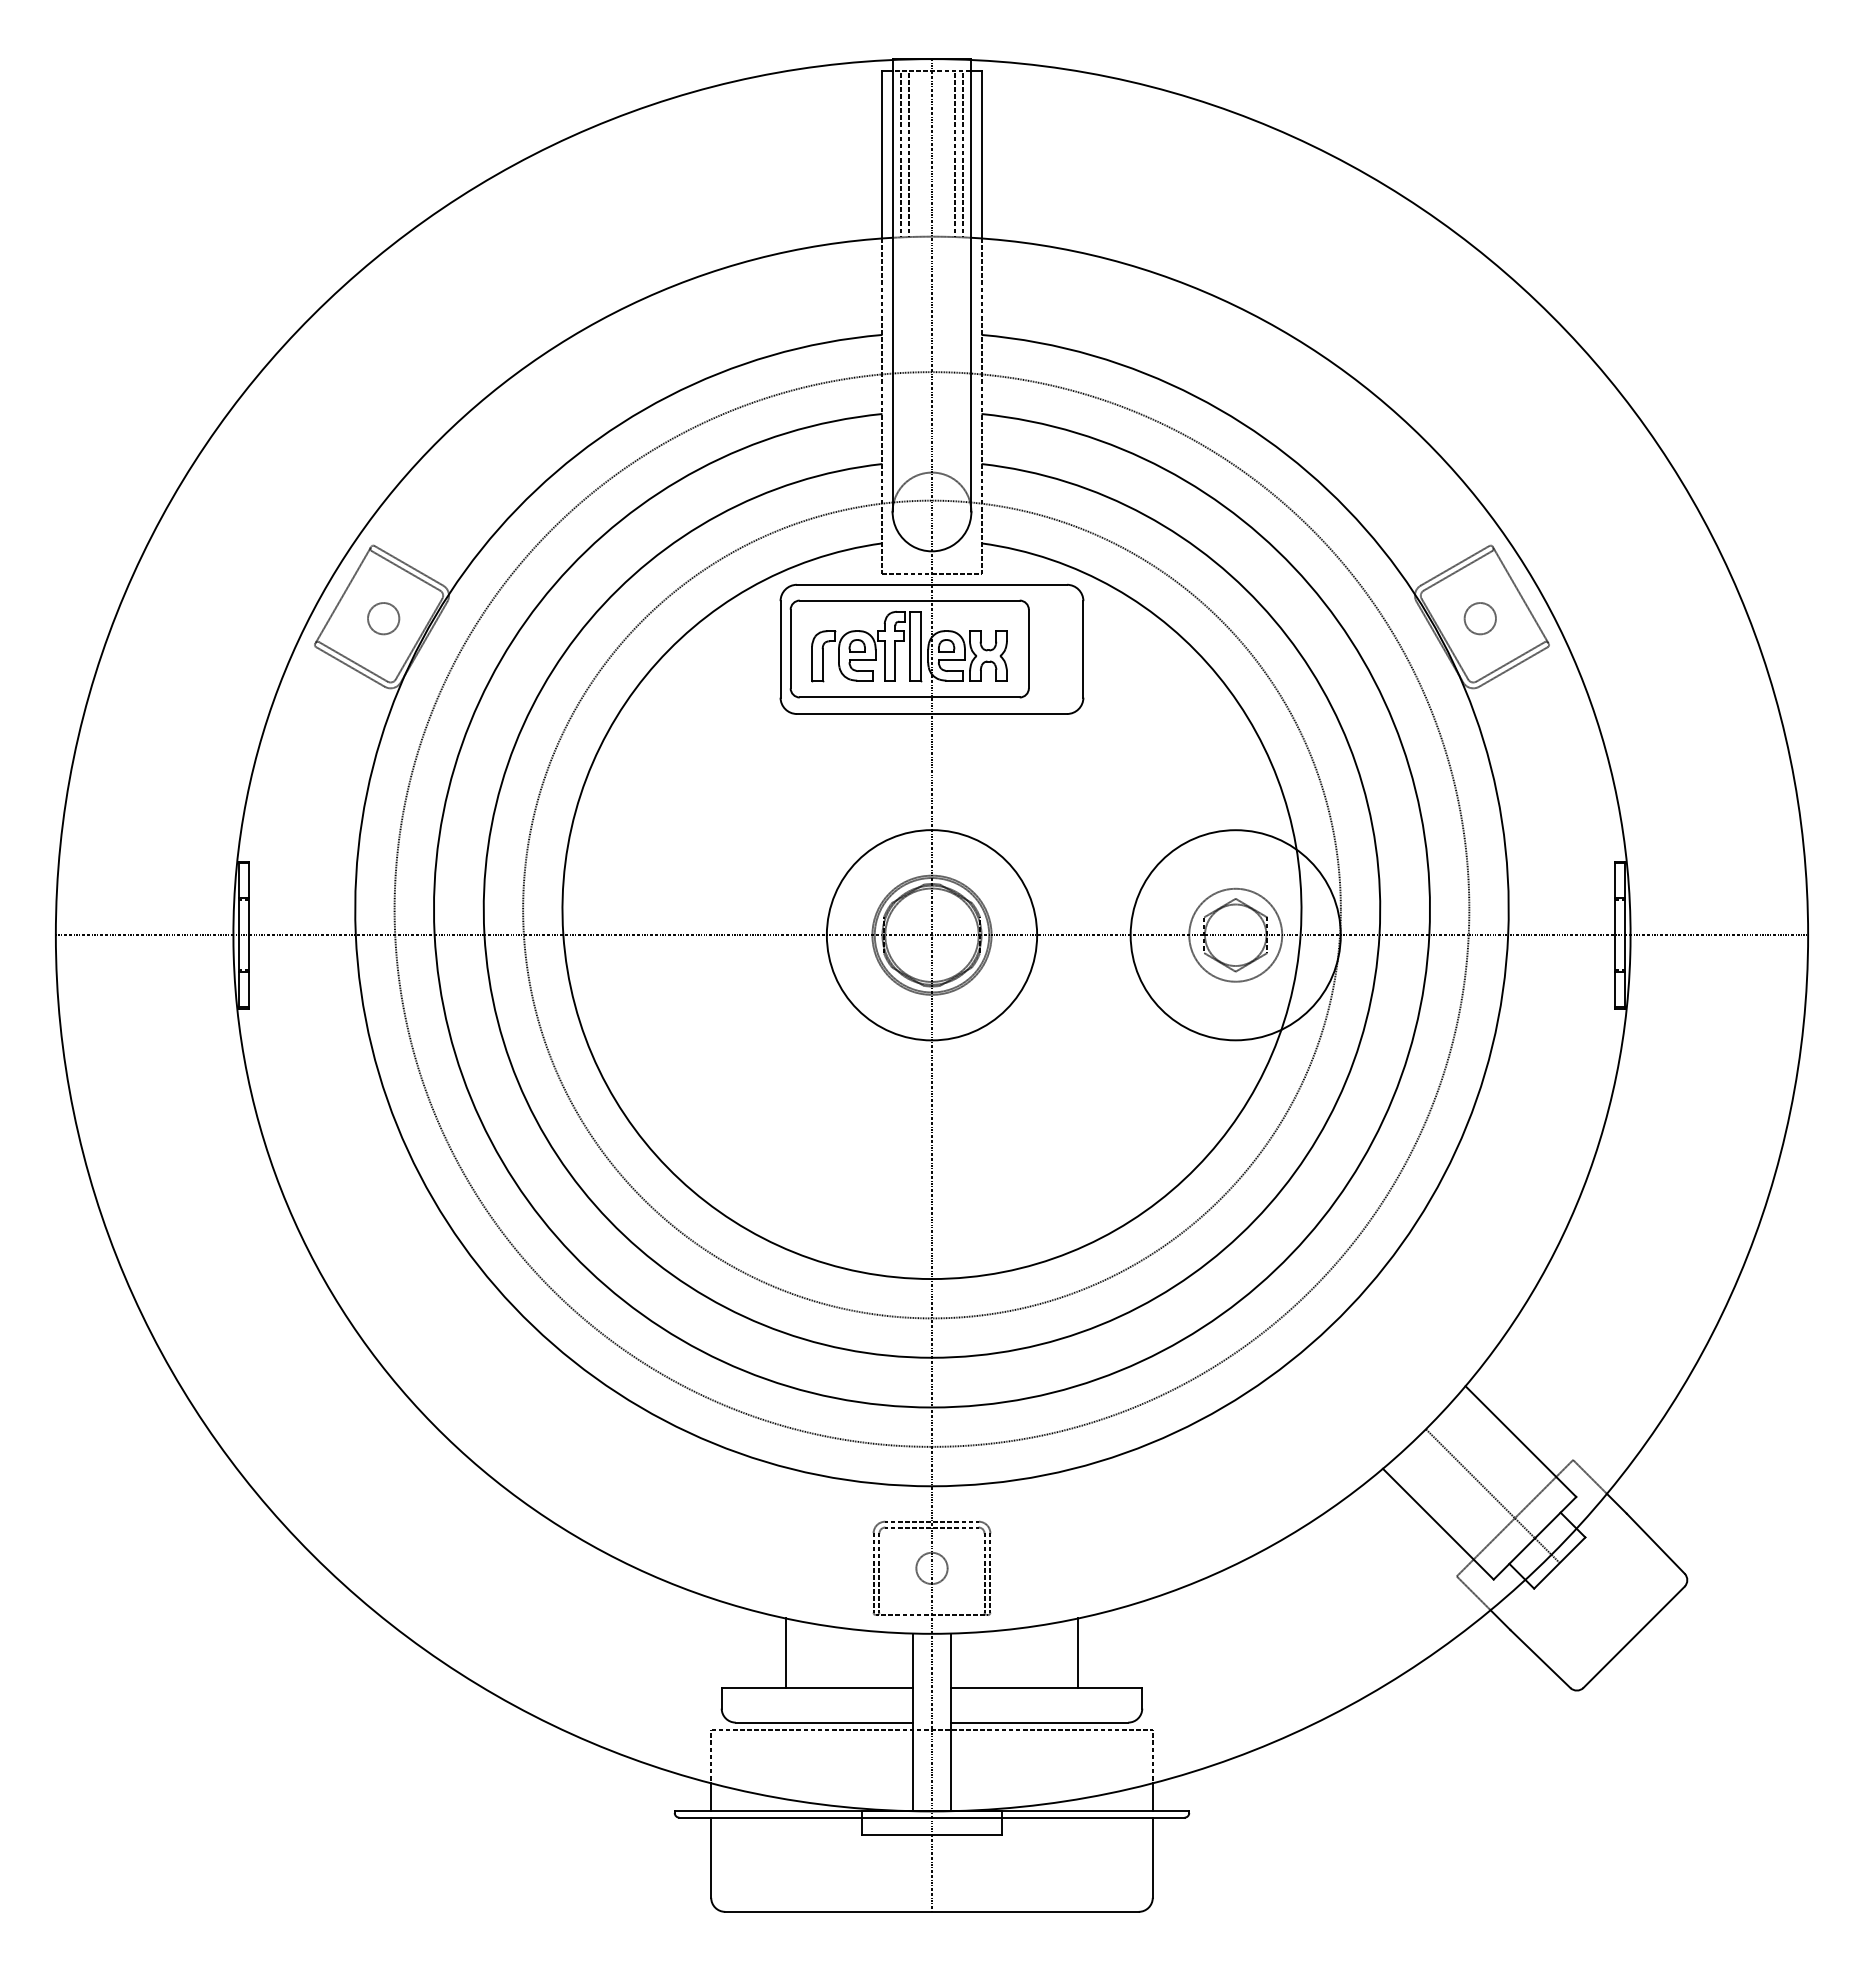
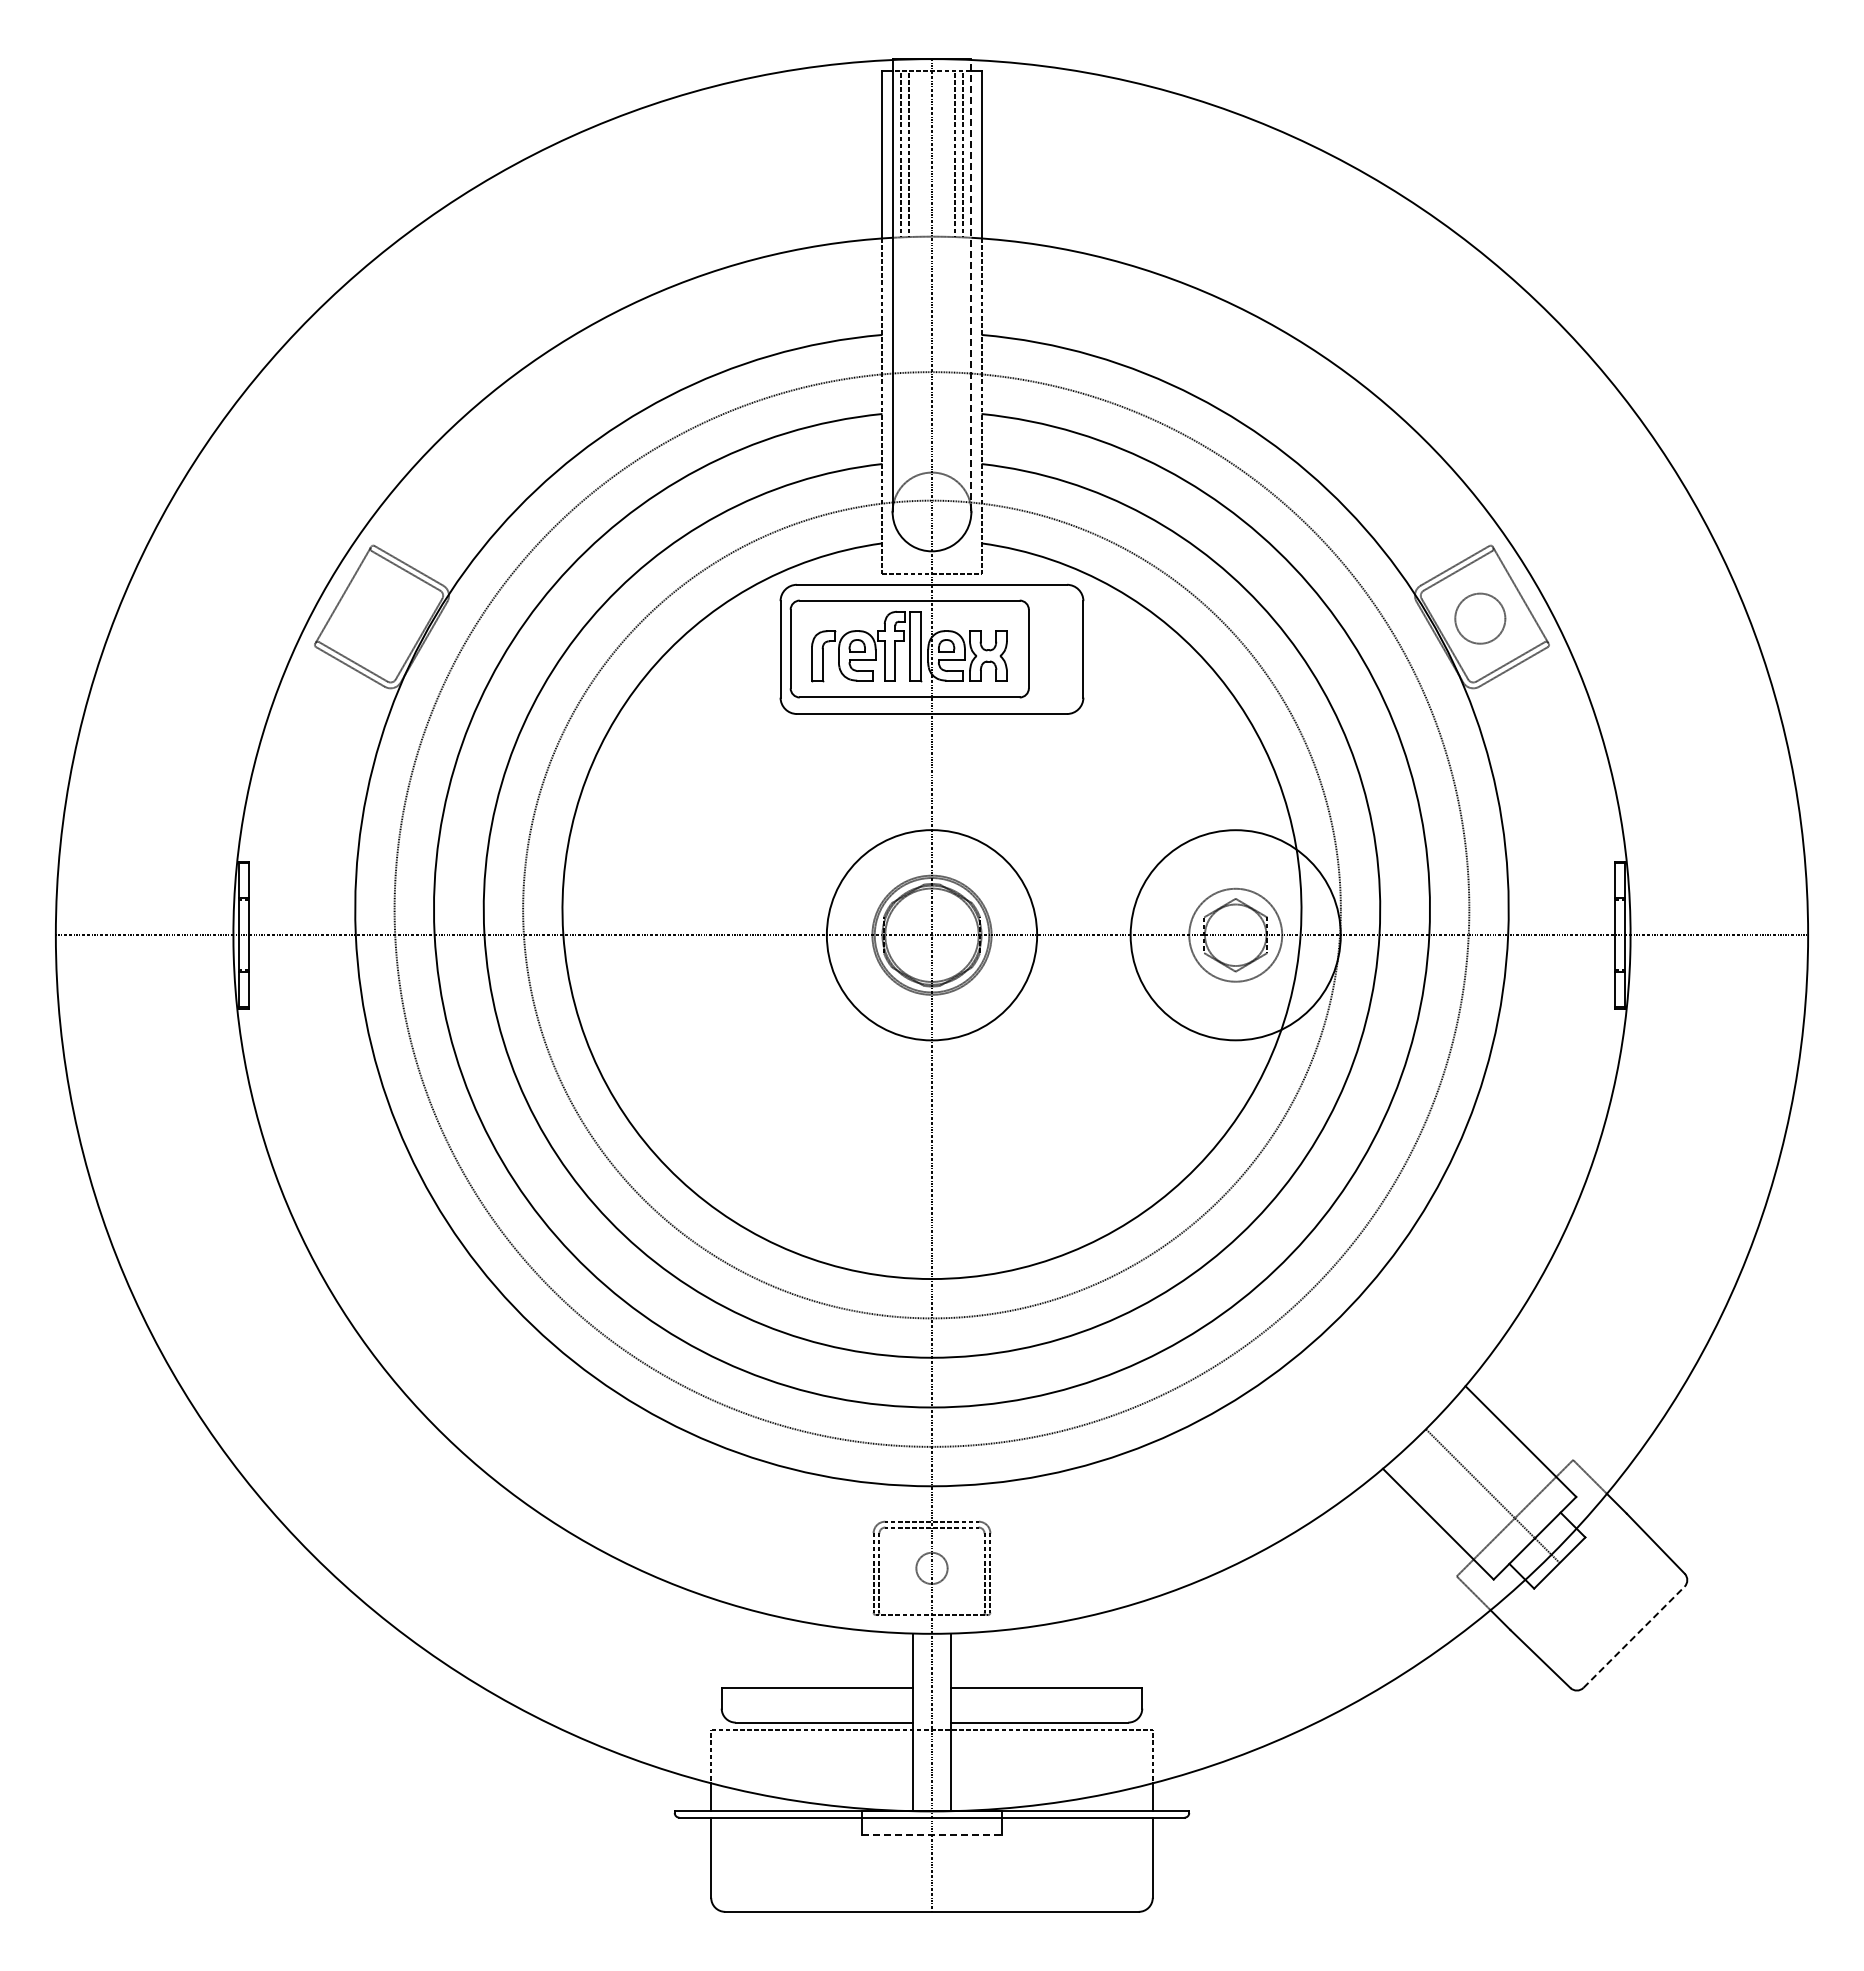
line: solid -> dashed (971, 285)
circle: present -> none (383, 618)
circle diameter: 31 px -> 50 px (1480, 618)
line: solid -> dashed (1634, 1636)
line: present -> none (785, 1652)
line: present -> none (1078, 1652)
line: solid -> dashed (932, 1834)
